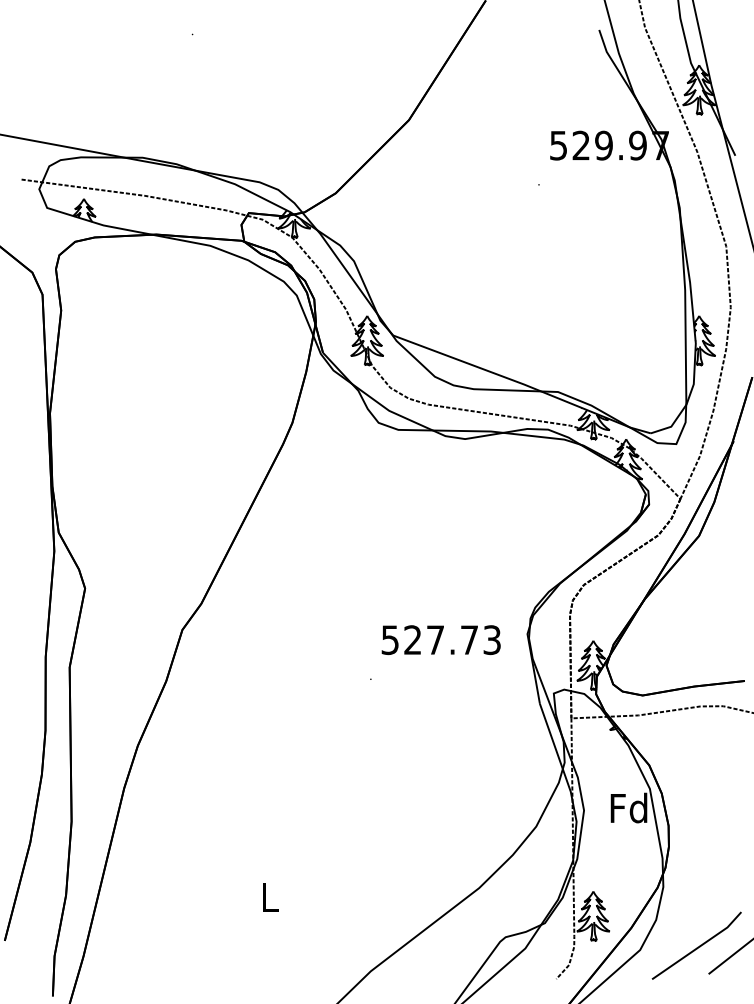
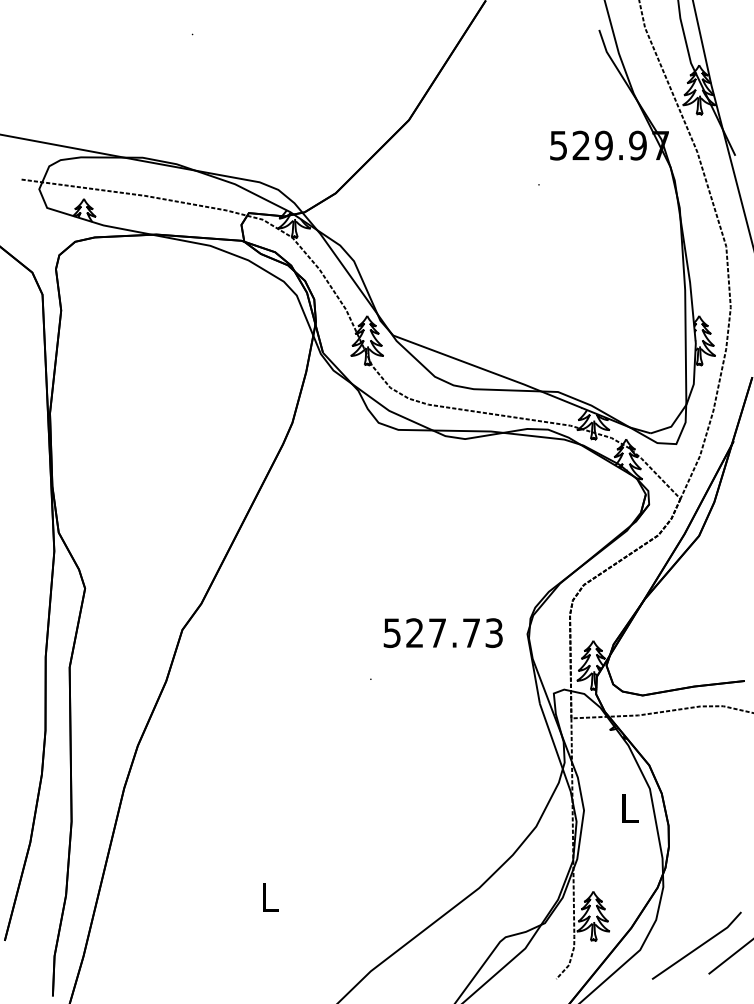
text position: (440, 639) -> (442, 632) (442, 632)
text: Fd -> L (628, 807)
